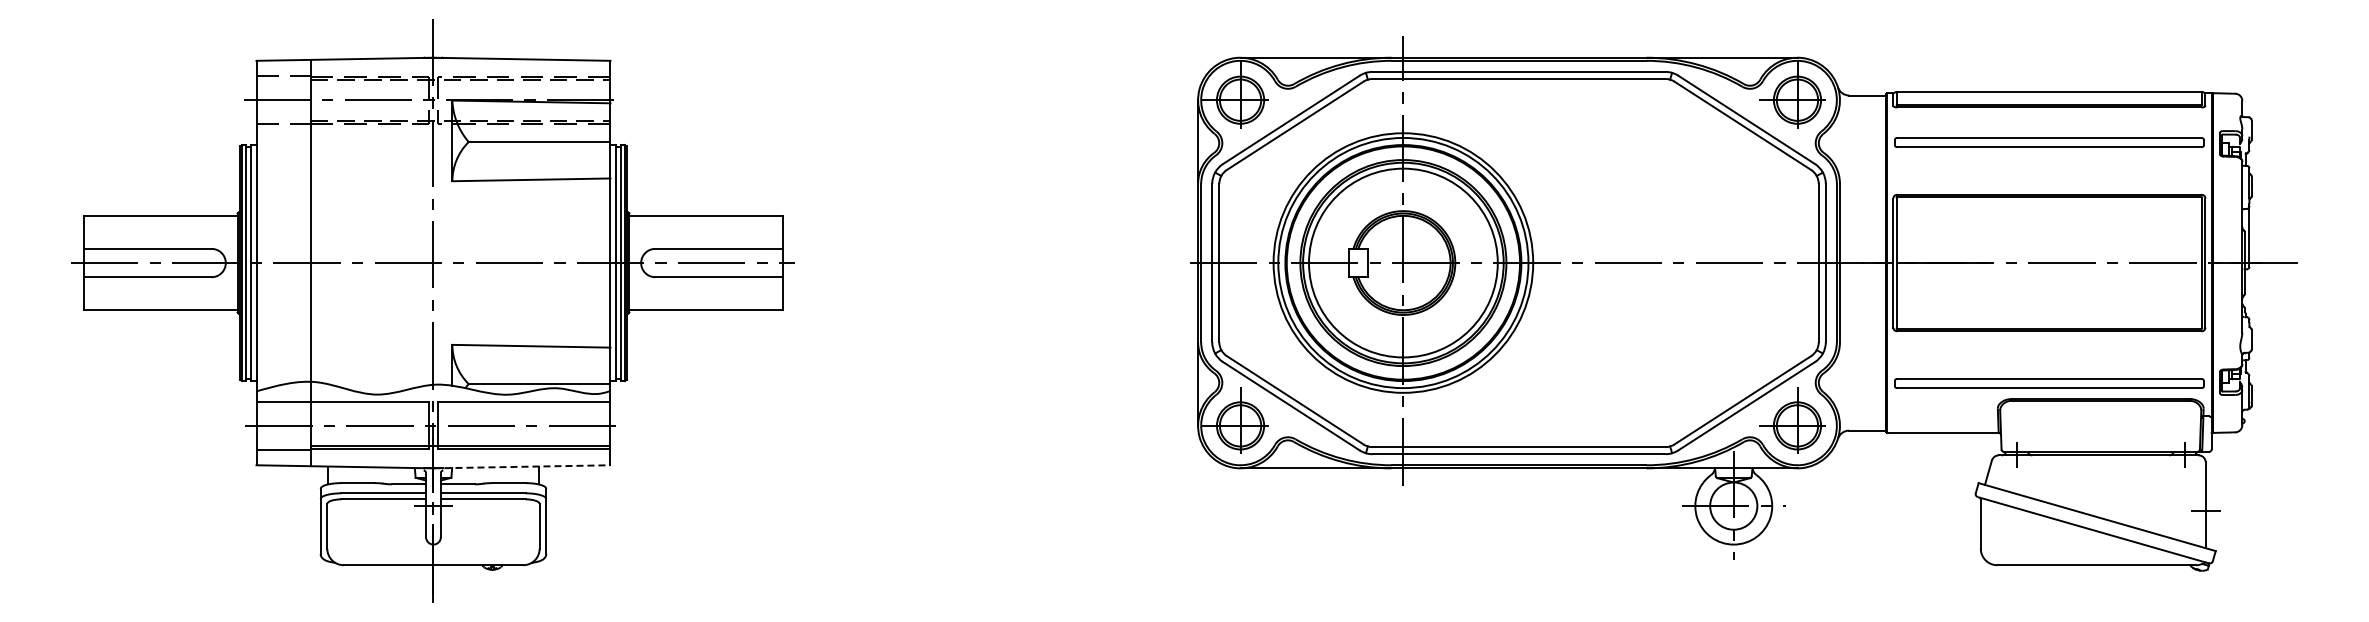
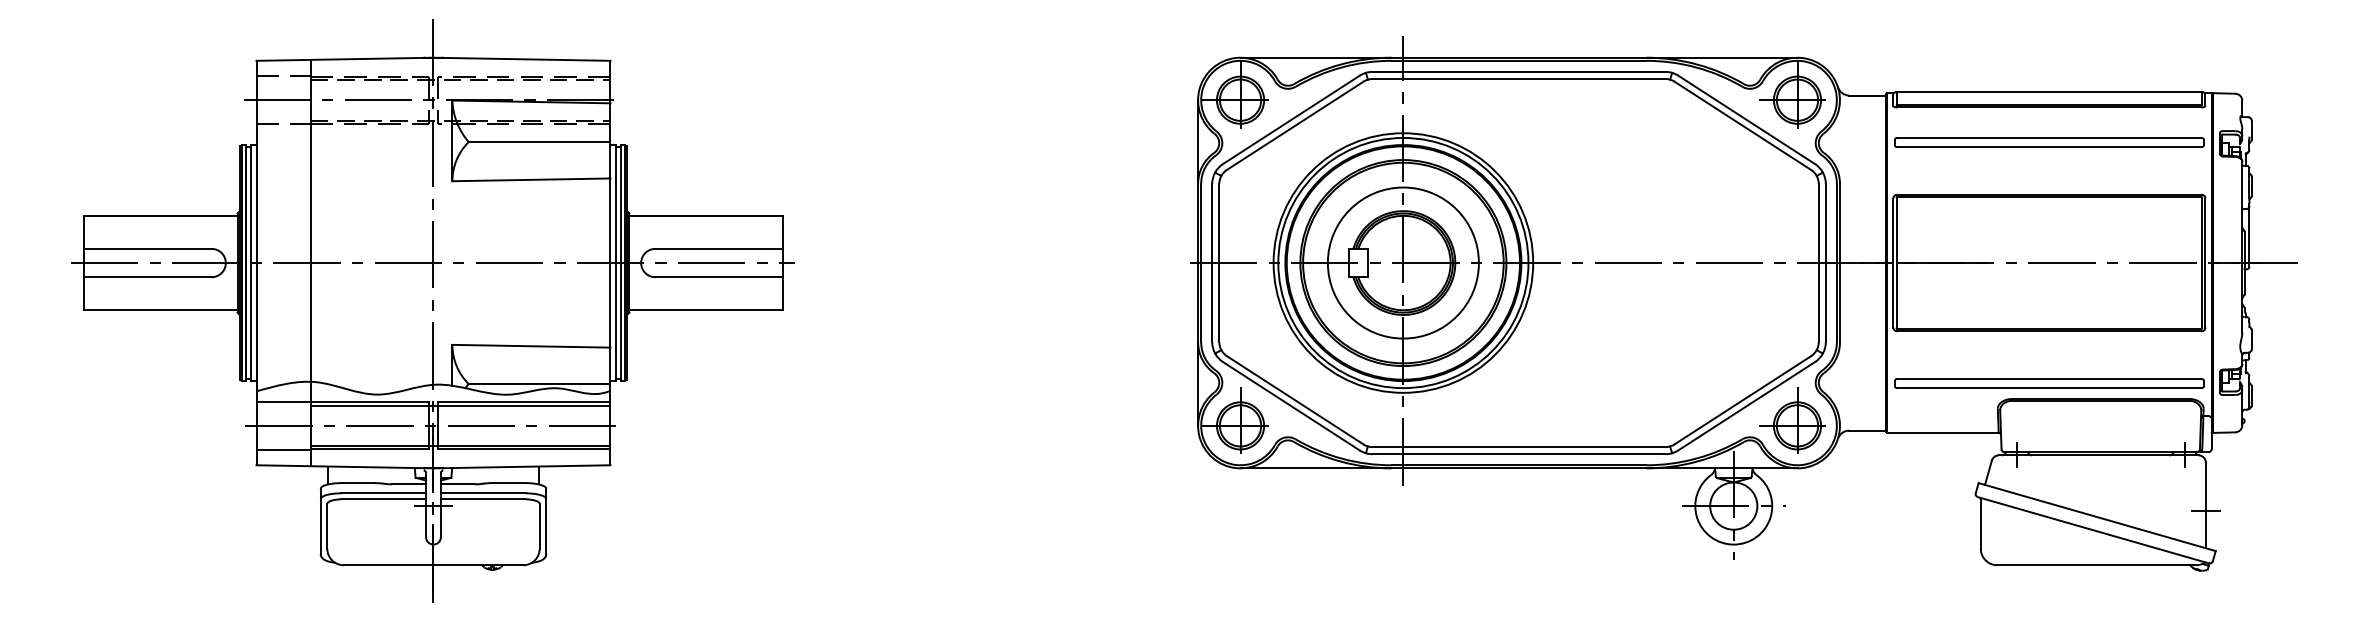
circle diameter: 189 px -> 151 px (1402, 262)
line: none -> present (460, 405)
line: dashed -> solid (521, 466)
